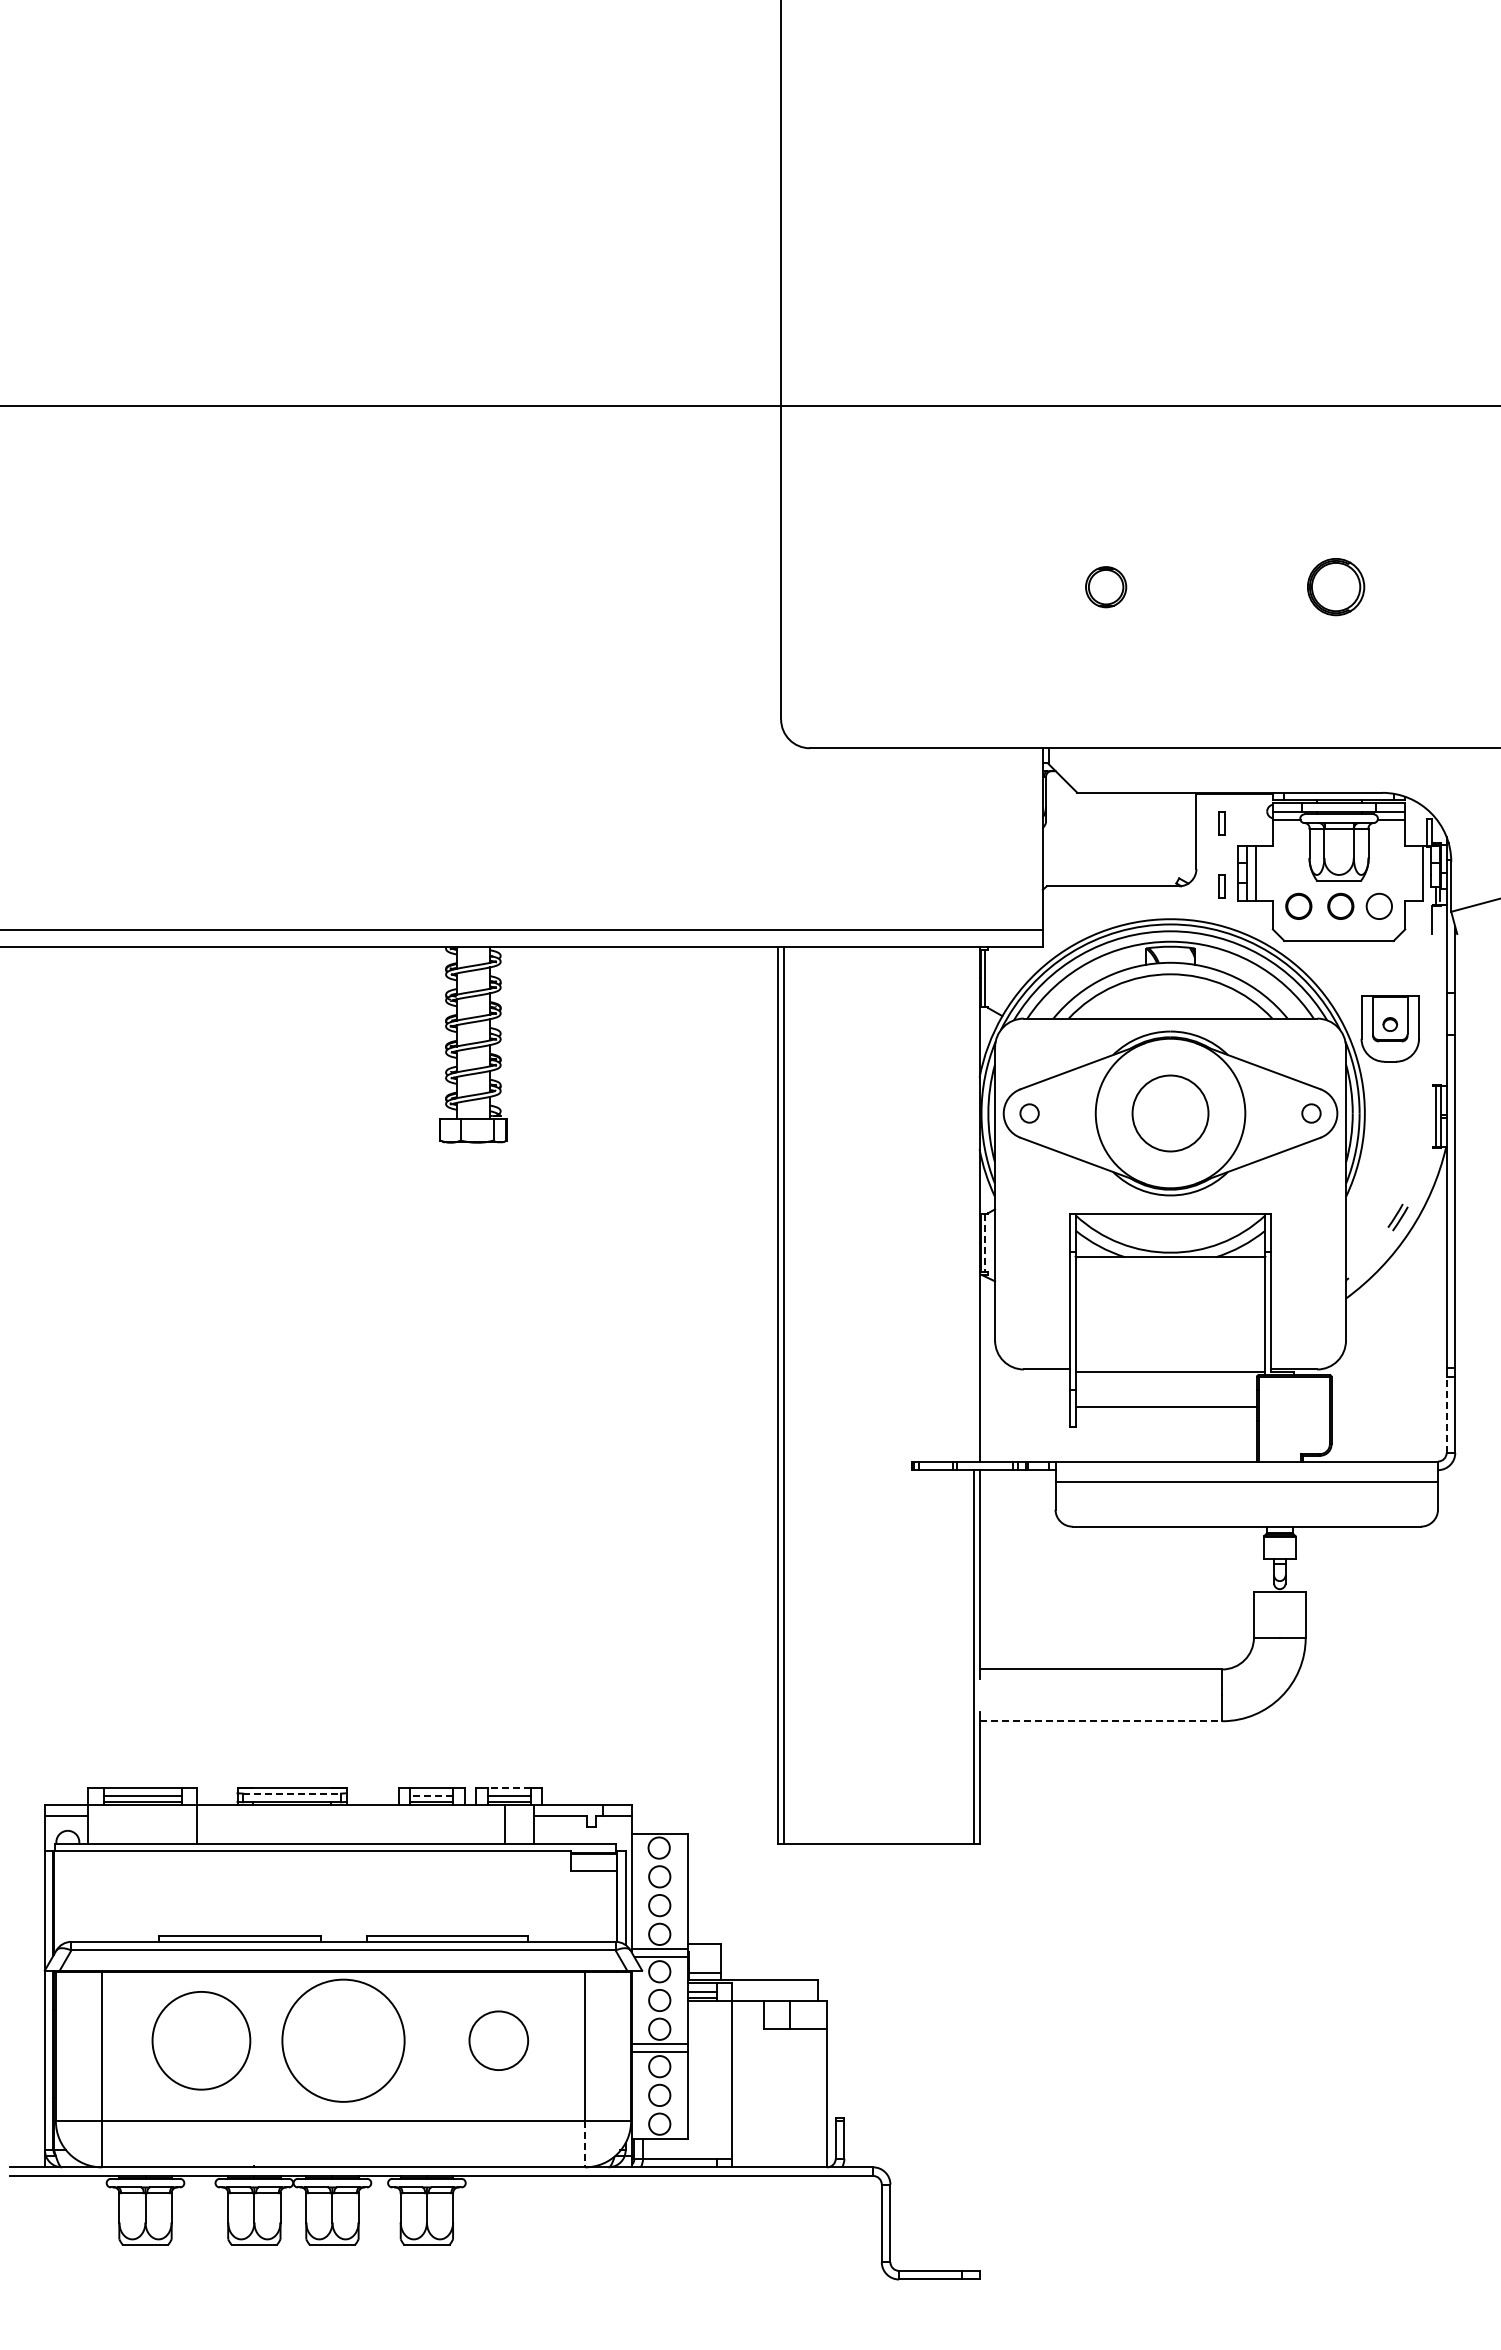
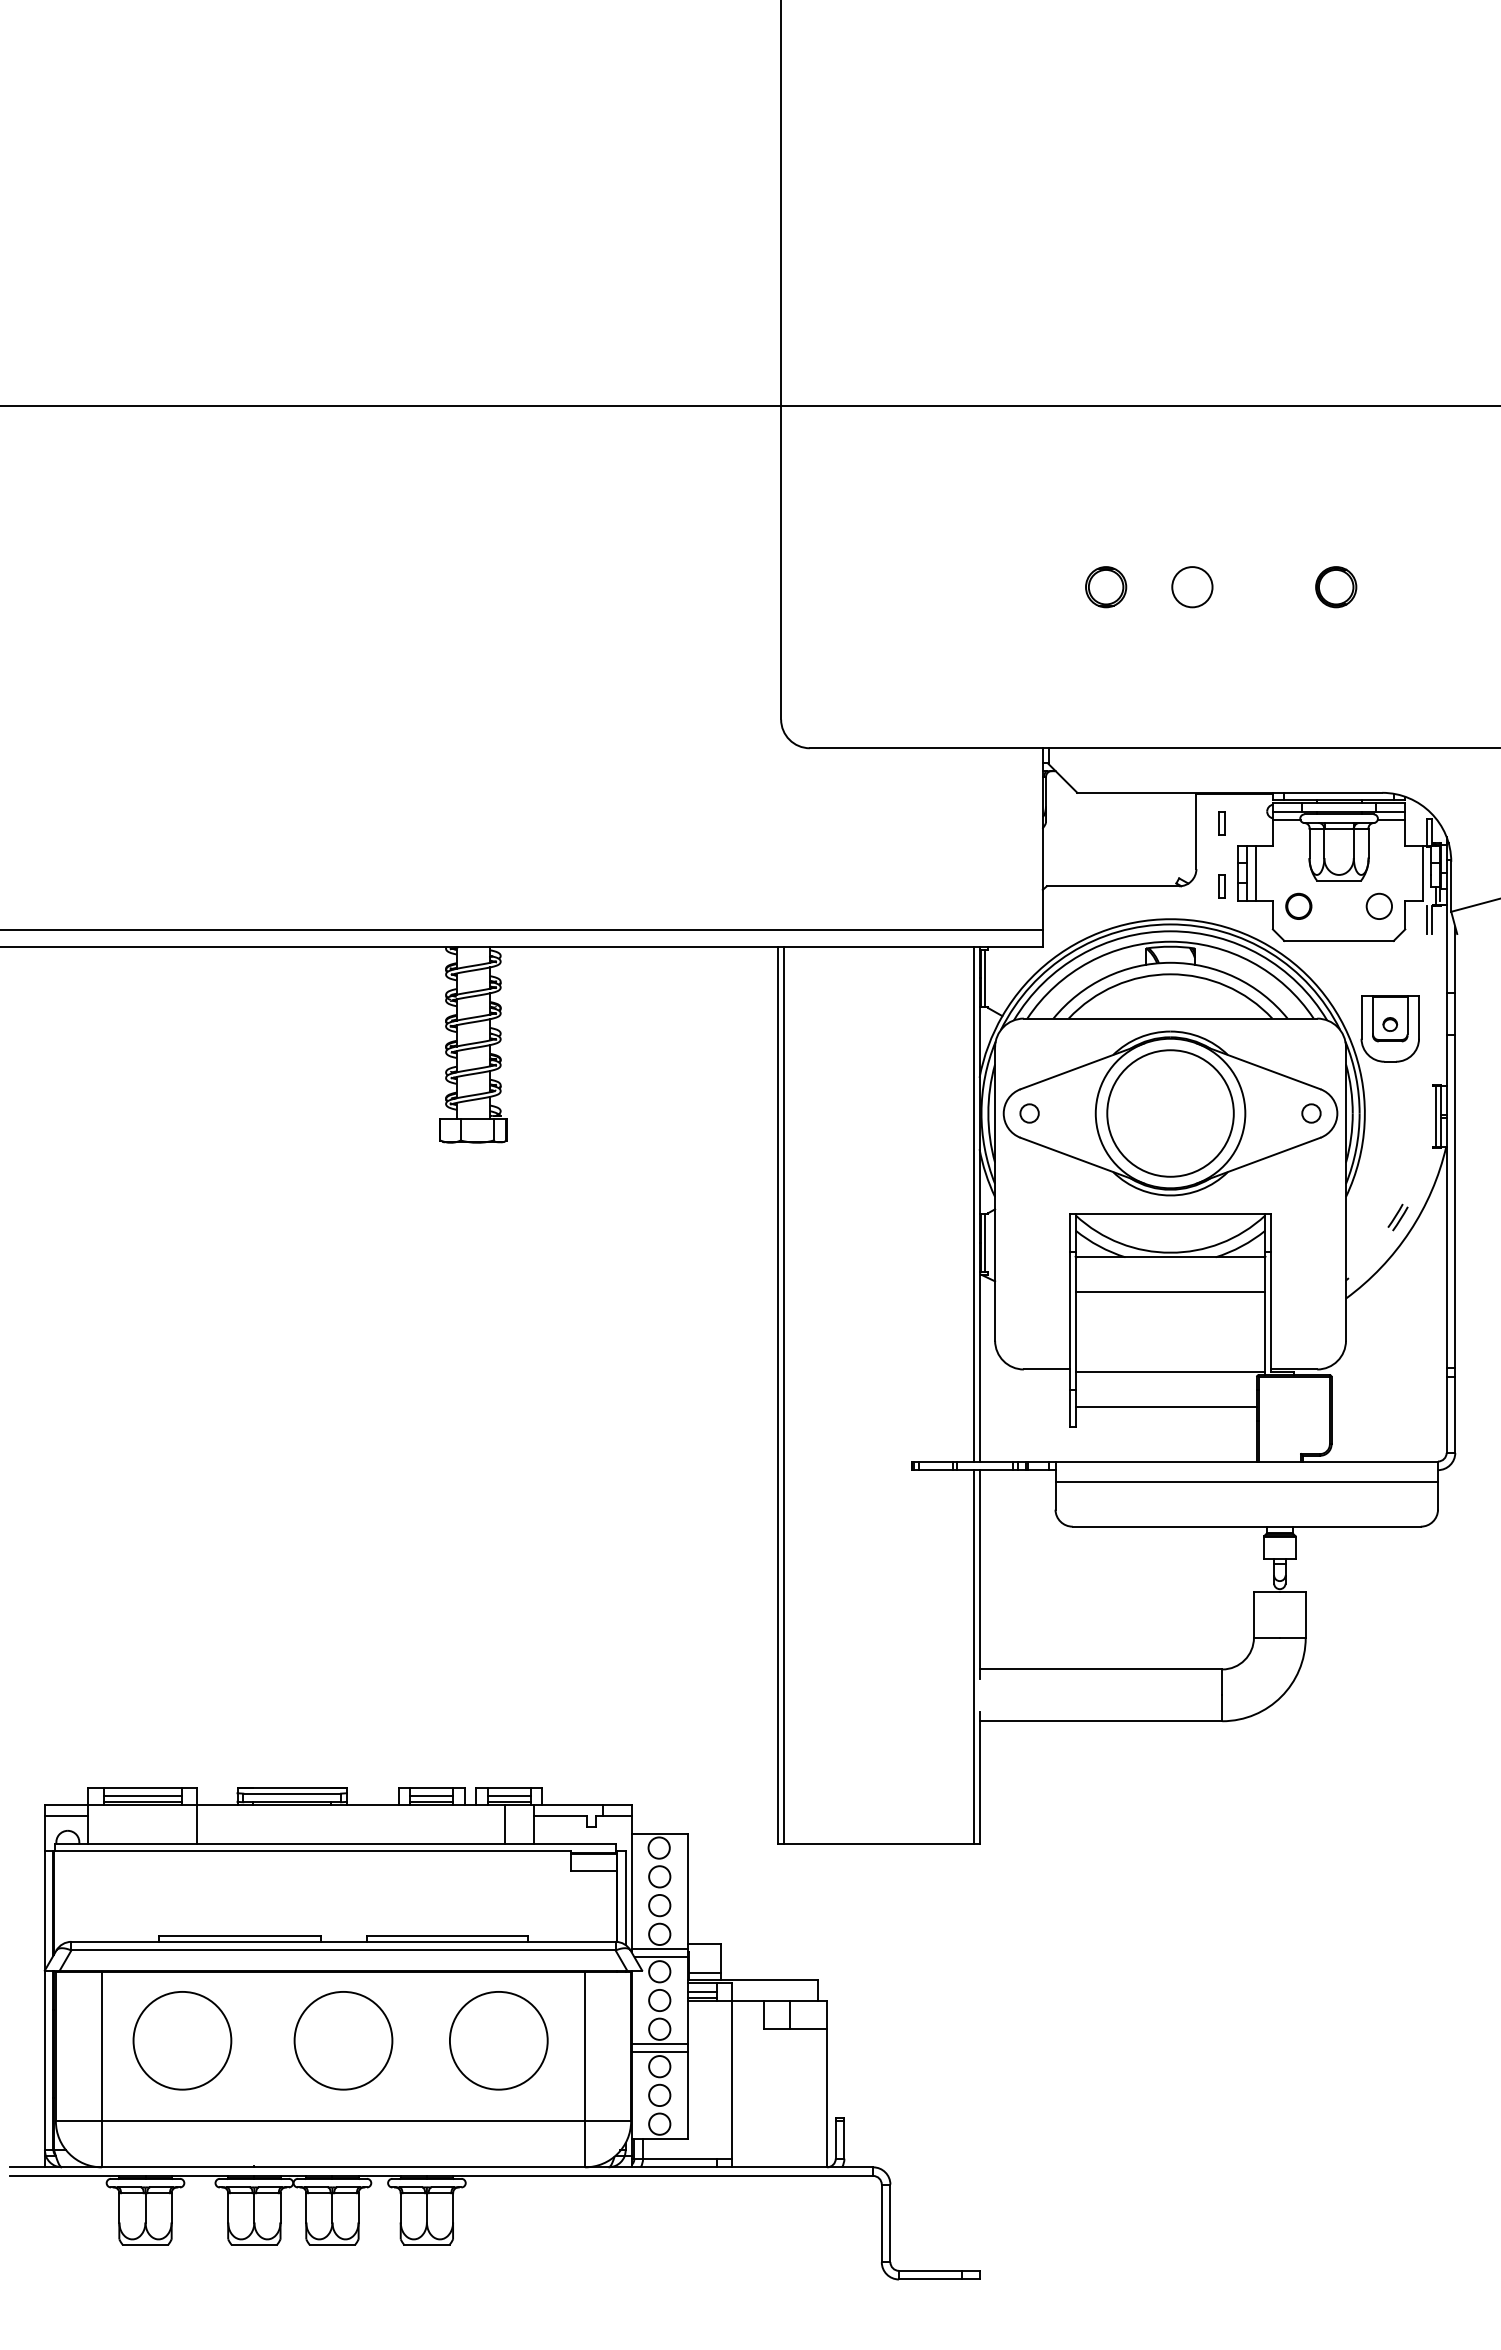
circle: none -> present (1192, 587)
part size: 59x59 px -> 43x43 px (1336, 587)
circle: present -> none (1340, 905)
line: none -> present (1426, 919)
circle size: 79x79 px -> 129x129 px (1170, 1113)
line: none -> present (973, 1204)
line: dashed -> solid (985, 1242)
line: none -> present (1170, 1291)
line: dashed -> solid (1446, 1414)
line: dashed -> solid (1101, 1721)
line: dashed -> solid (509, 1787)
line: dashed -> solid (292, 1793)
line: dashed -> solid (431, 1796)
circle position: (201, 2040) -> (182, 2040) (182, 2040)
circle diameter: 122 px -> 98 px (343, 2040)
circle diameter: 59 px -> 98 px (498, 2040)
line: dashed -> solid (585, 2144)
